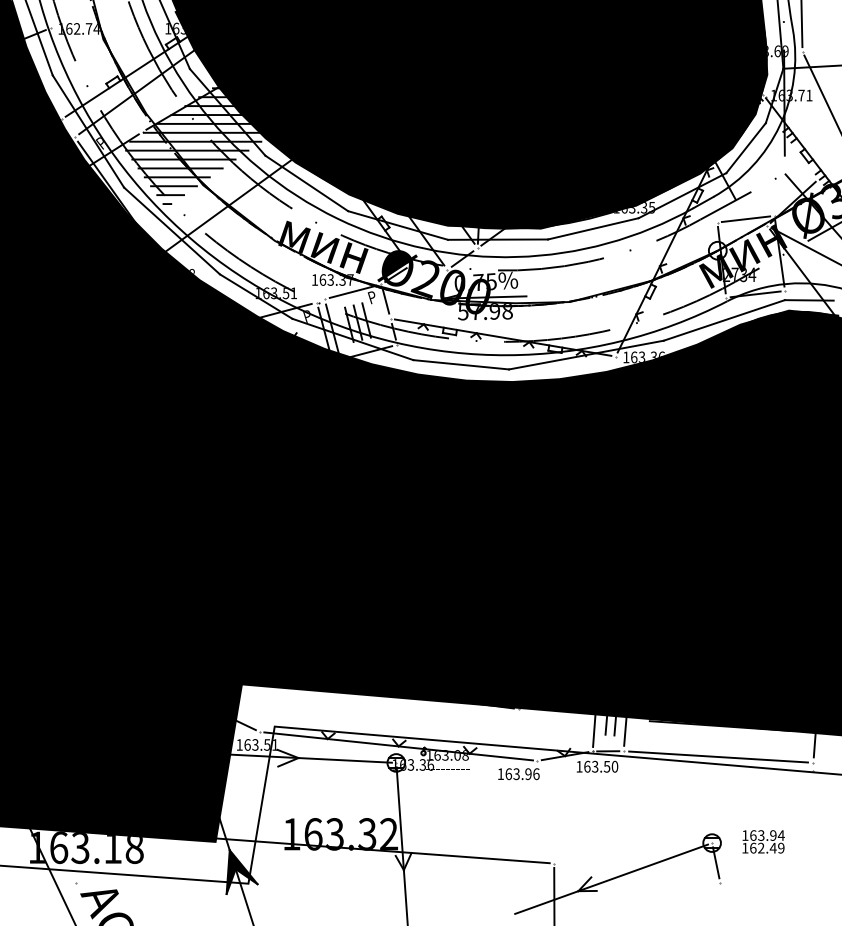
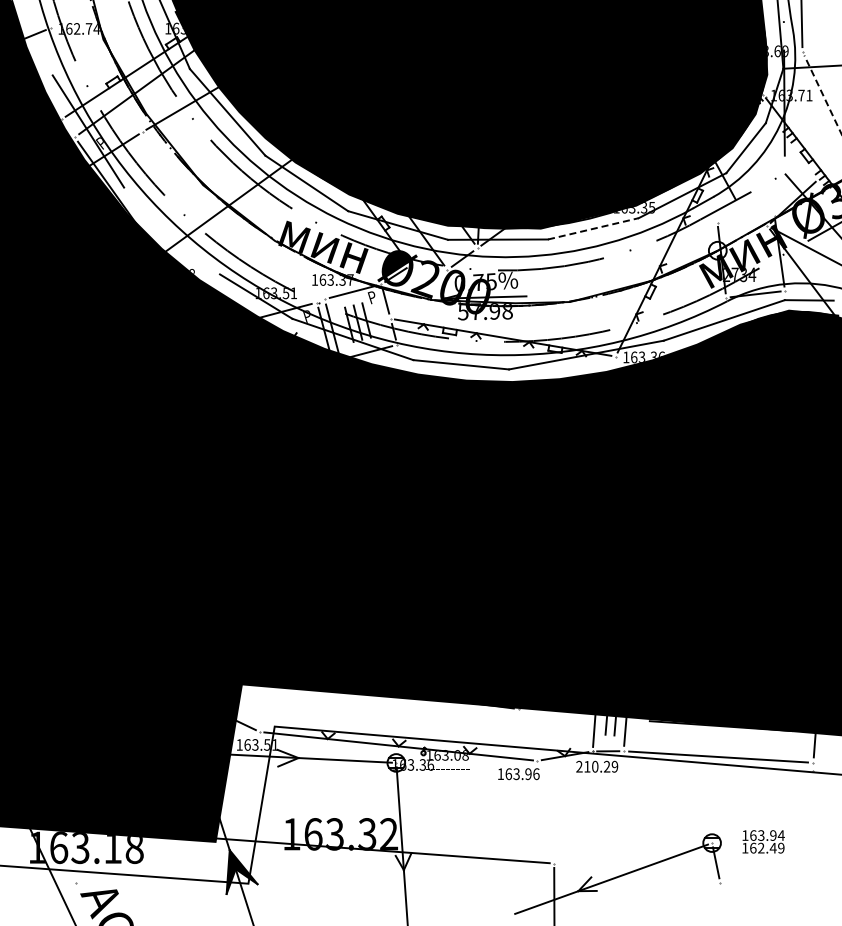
line: present -> none (39, 38)
line: solid -> dashed (822, 94)
hatch: present -> none (194, 146)
line: present -> none (745, 219)
line: solid -> dashed (593, 228)
line: present -> none (172, 230)
text: 163.50 -> 210.29 (597, 766)
